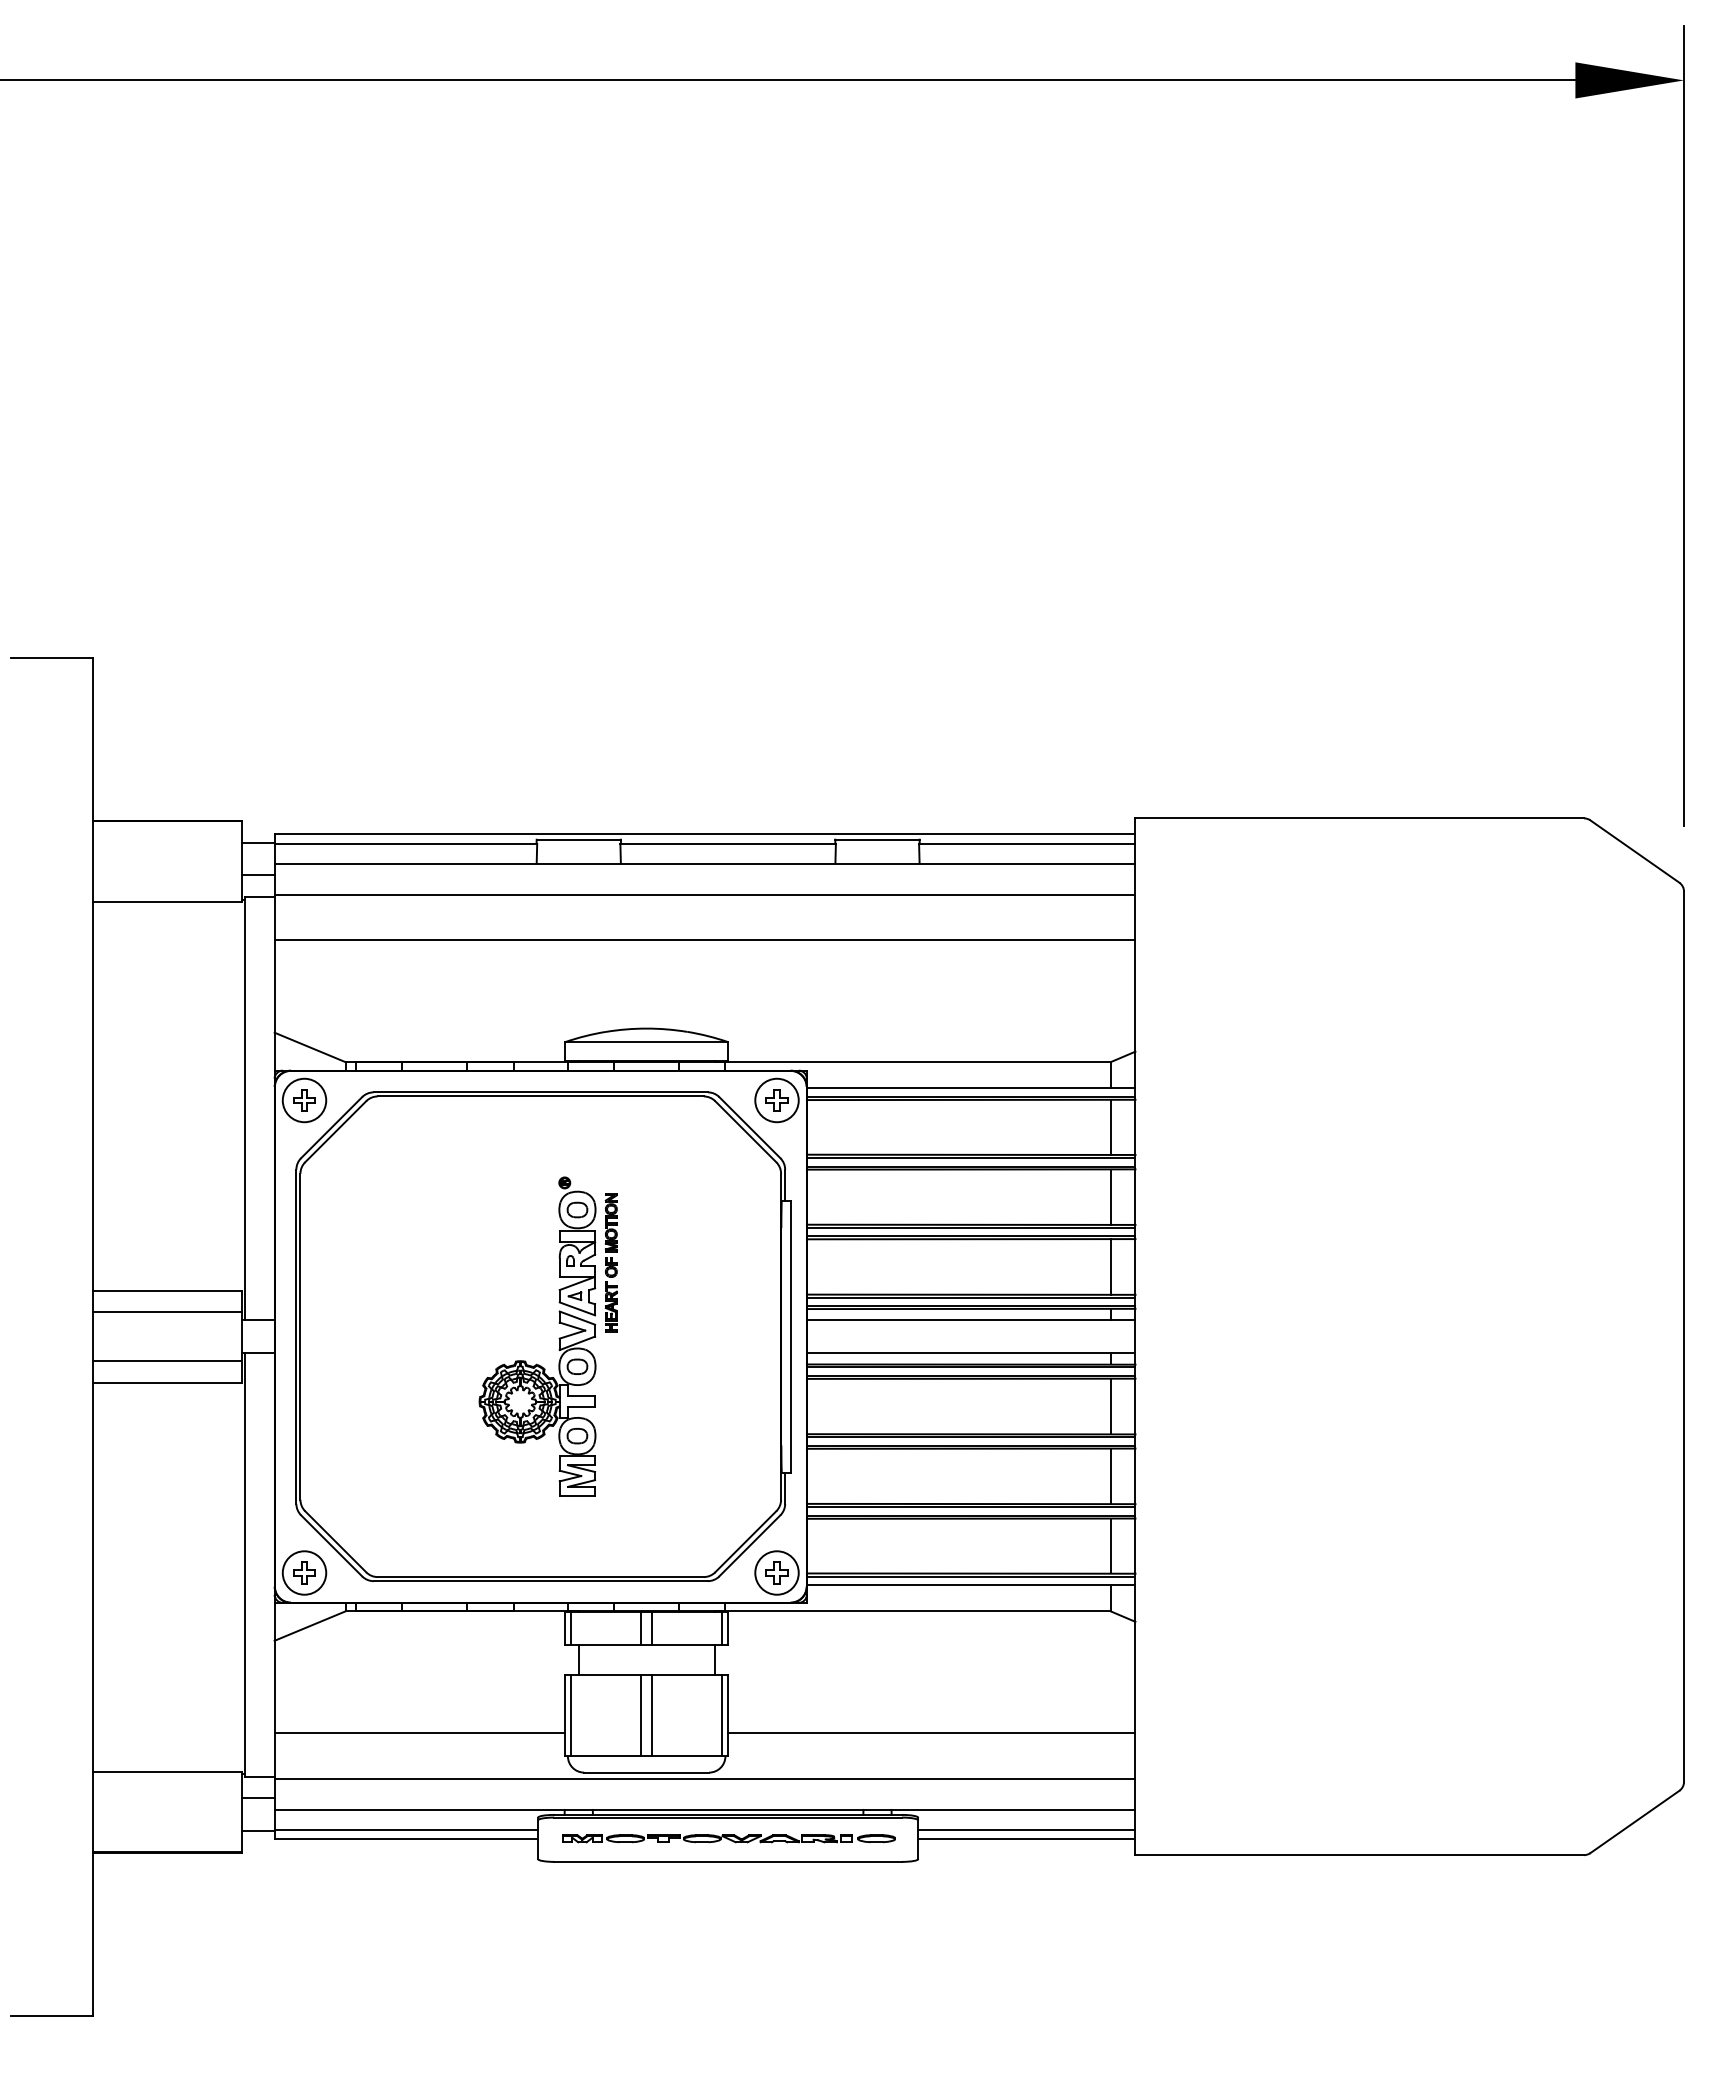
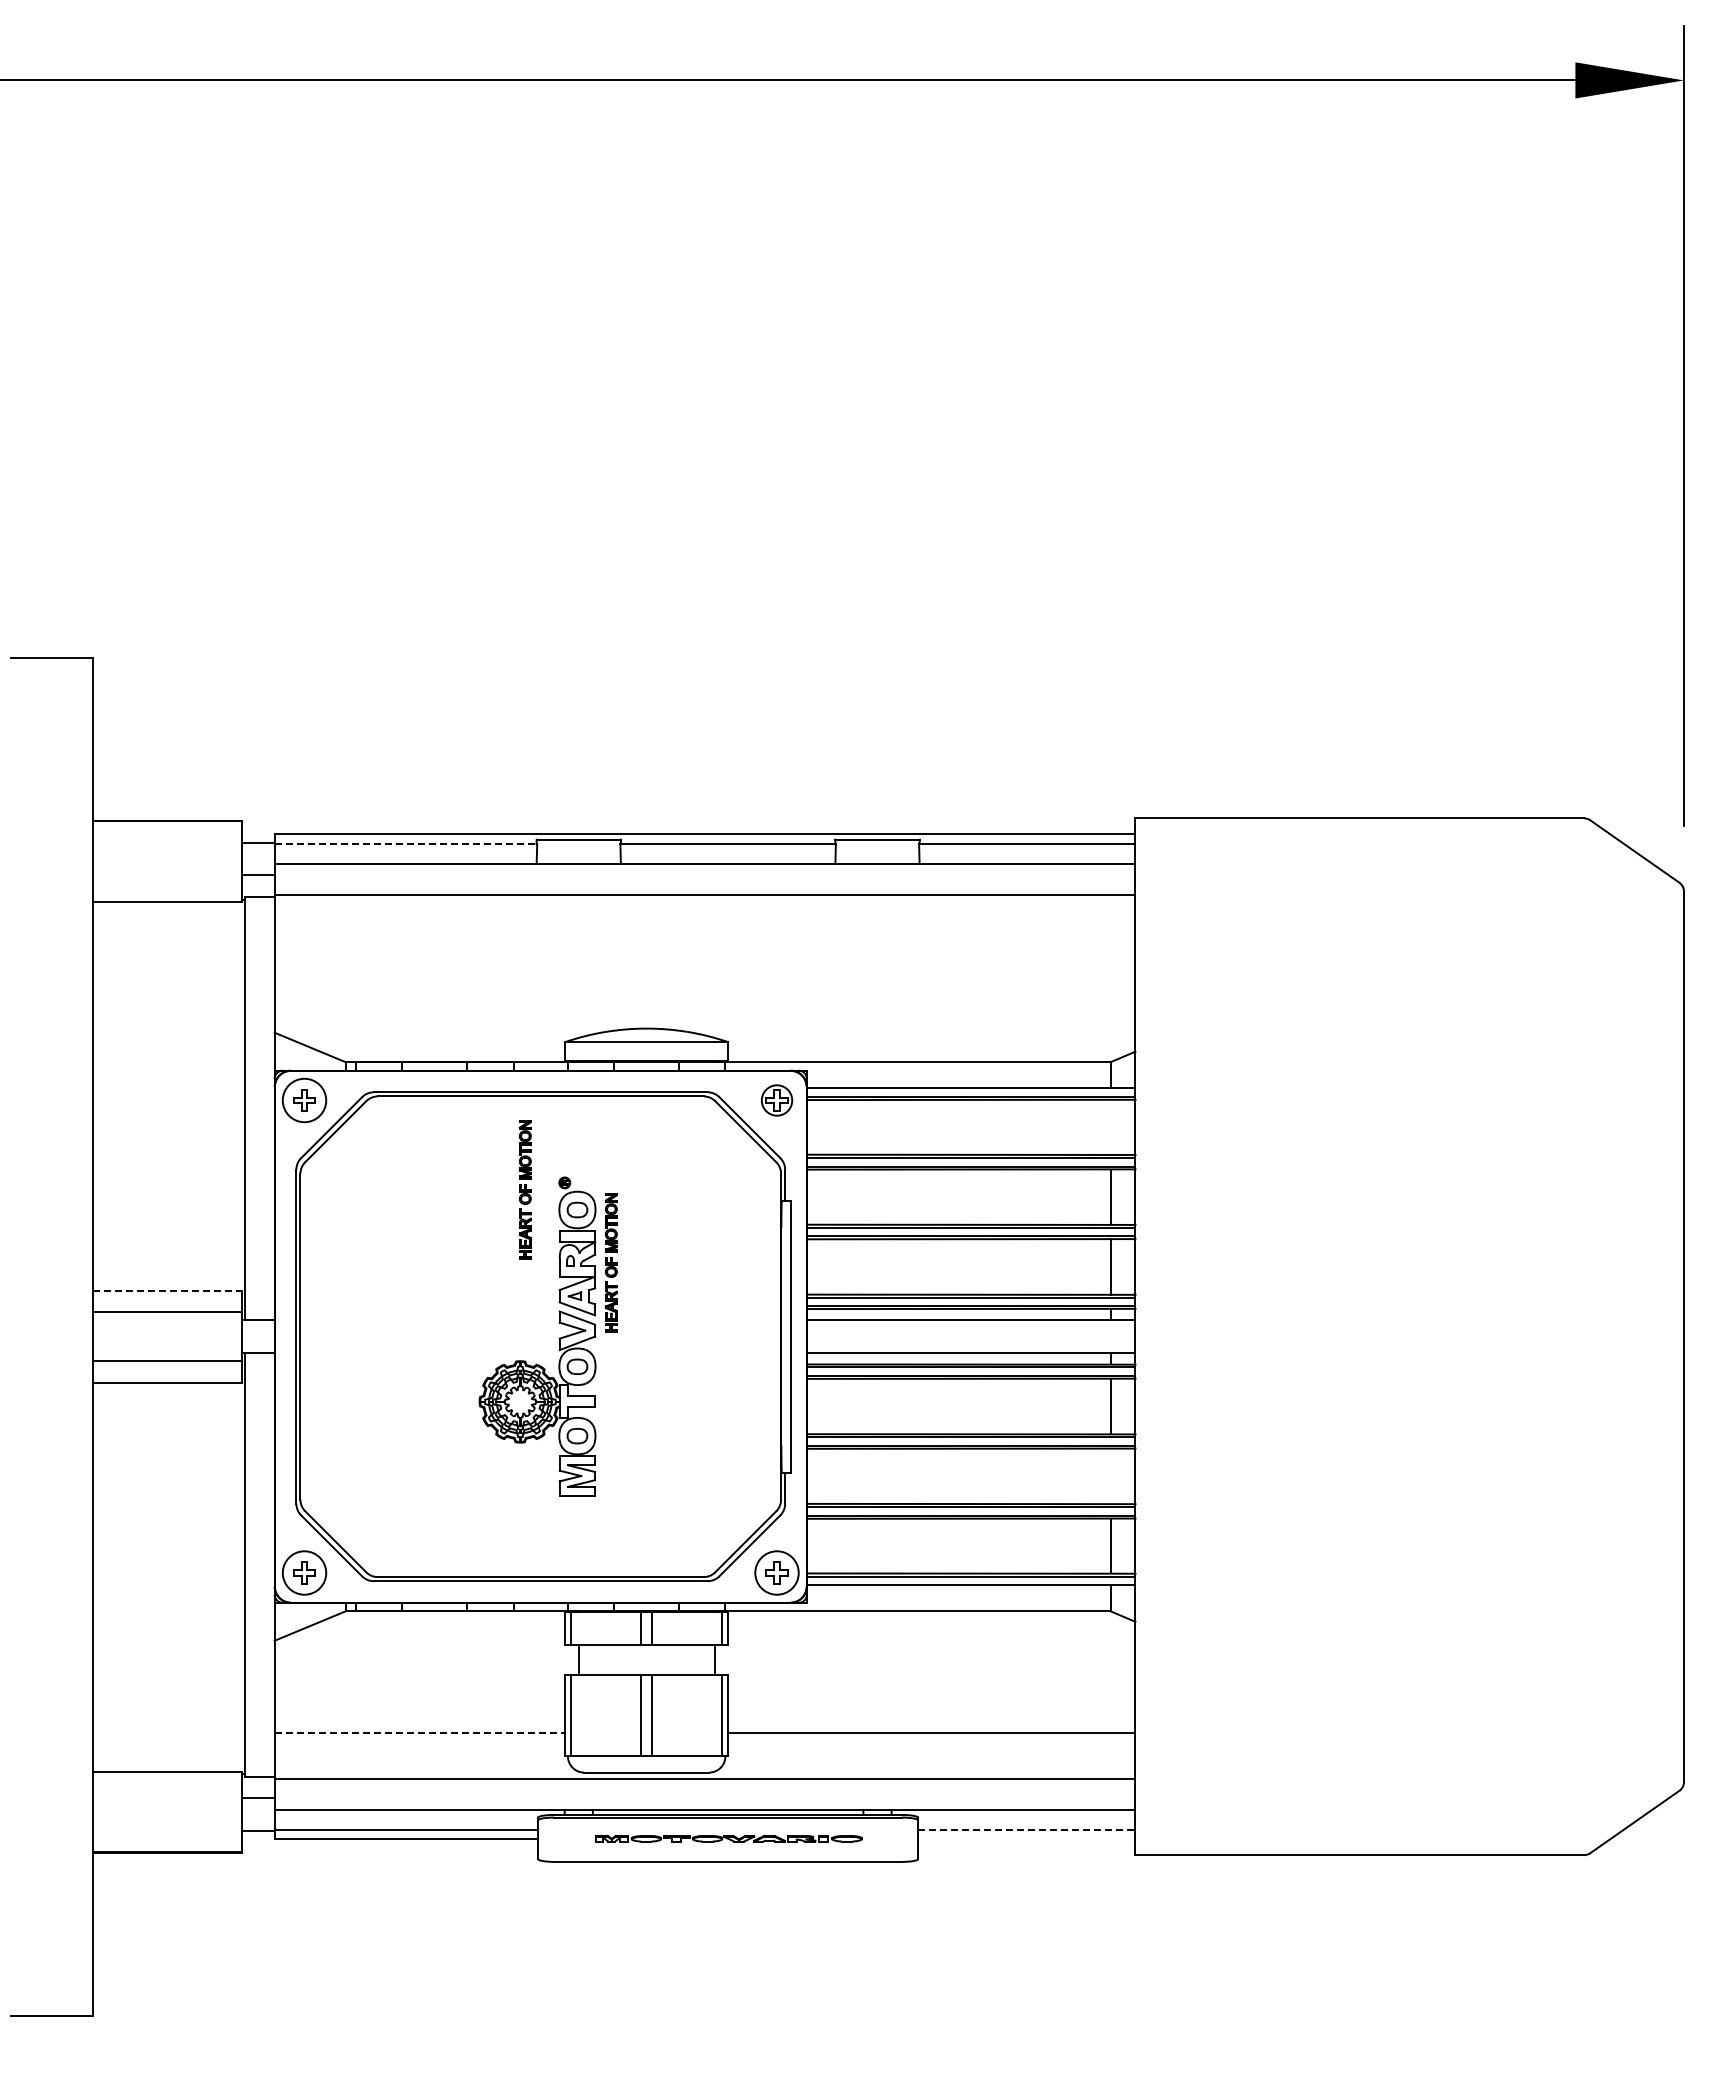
line: solid -> dashed (406, 843)
line: present -> none (704, 940)
circle diameter: 43 px -> 30 px (776, 1100)
line: present -> none (1110, 1127)
part: none -> present (524, 1189)
line: solid -> dashed (167, 1290)
line: present -> none (1110, 1475)
line: solid -> dashed (420, 1733)
line: solid -> dashed (1026, 1829)
part size: 334x10 px -> 268x9 px (728, 1838)
line: present -> none (1026, 1839)
